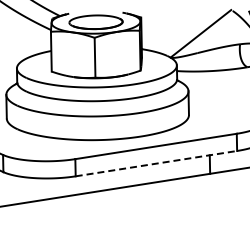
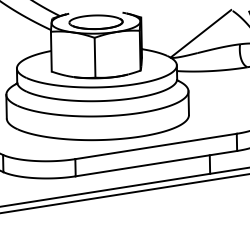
line: dashed -> solid (156, 163)
line: none -> present (124, 193)
